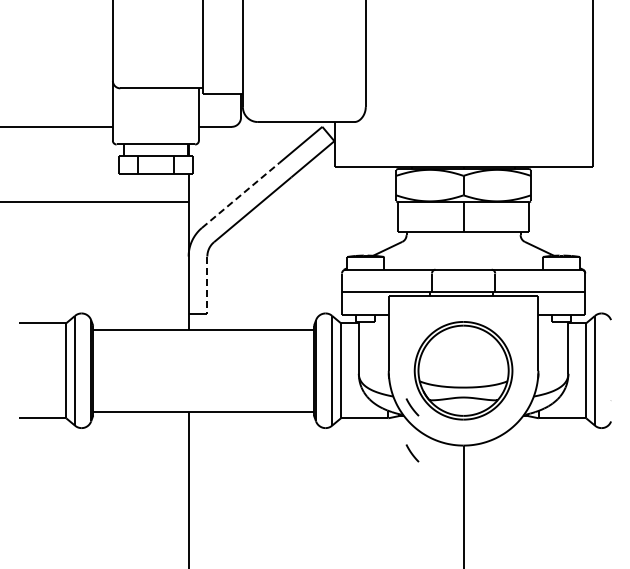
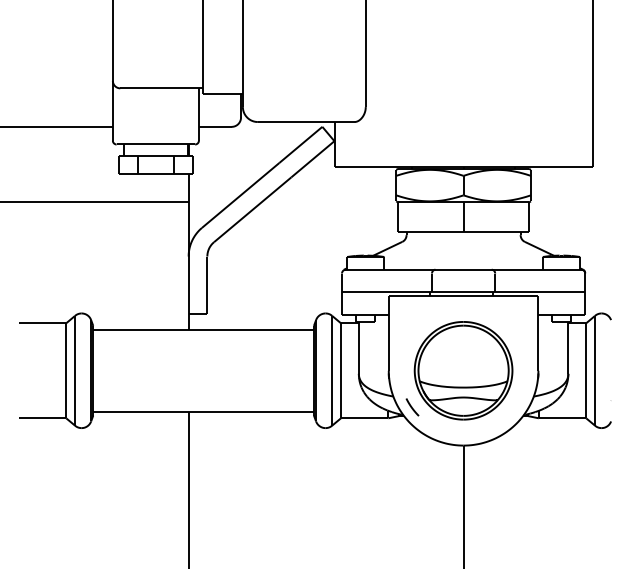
line: dashed -> solid (240, 195)
line: dashed -> solid (207, 285)
line: present -> none (412, 453)
